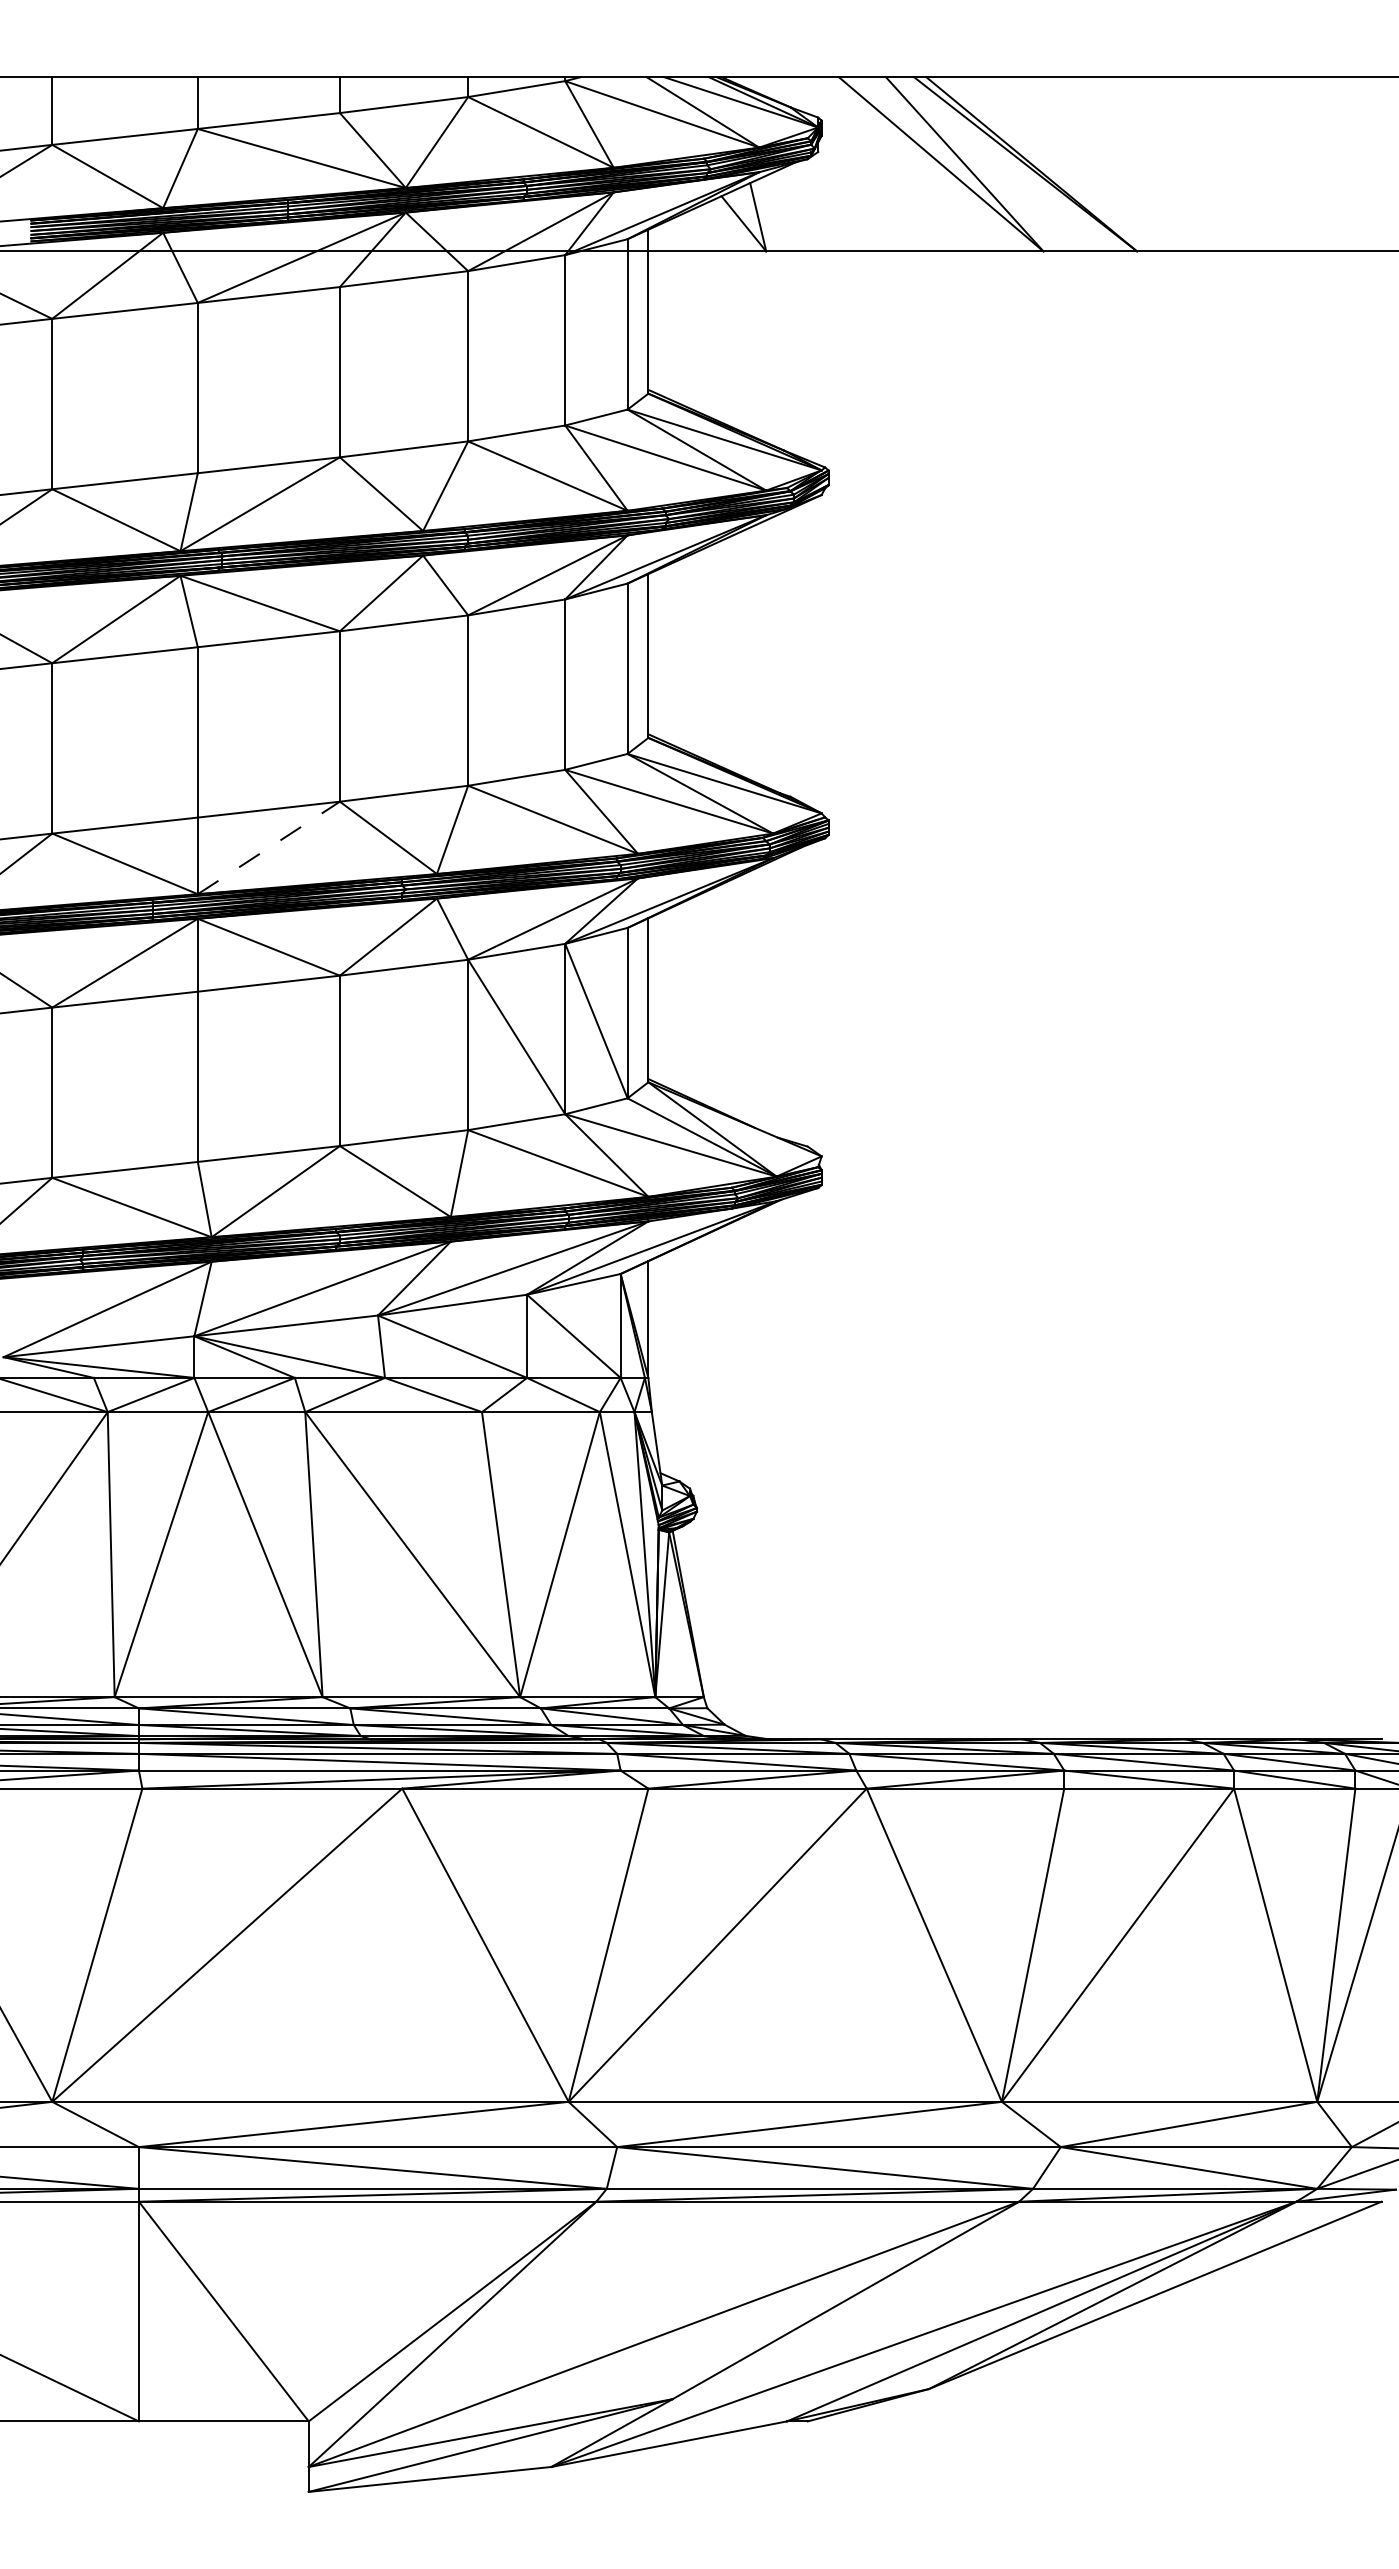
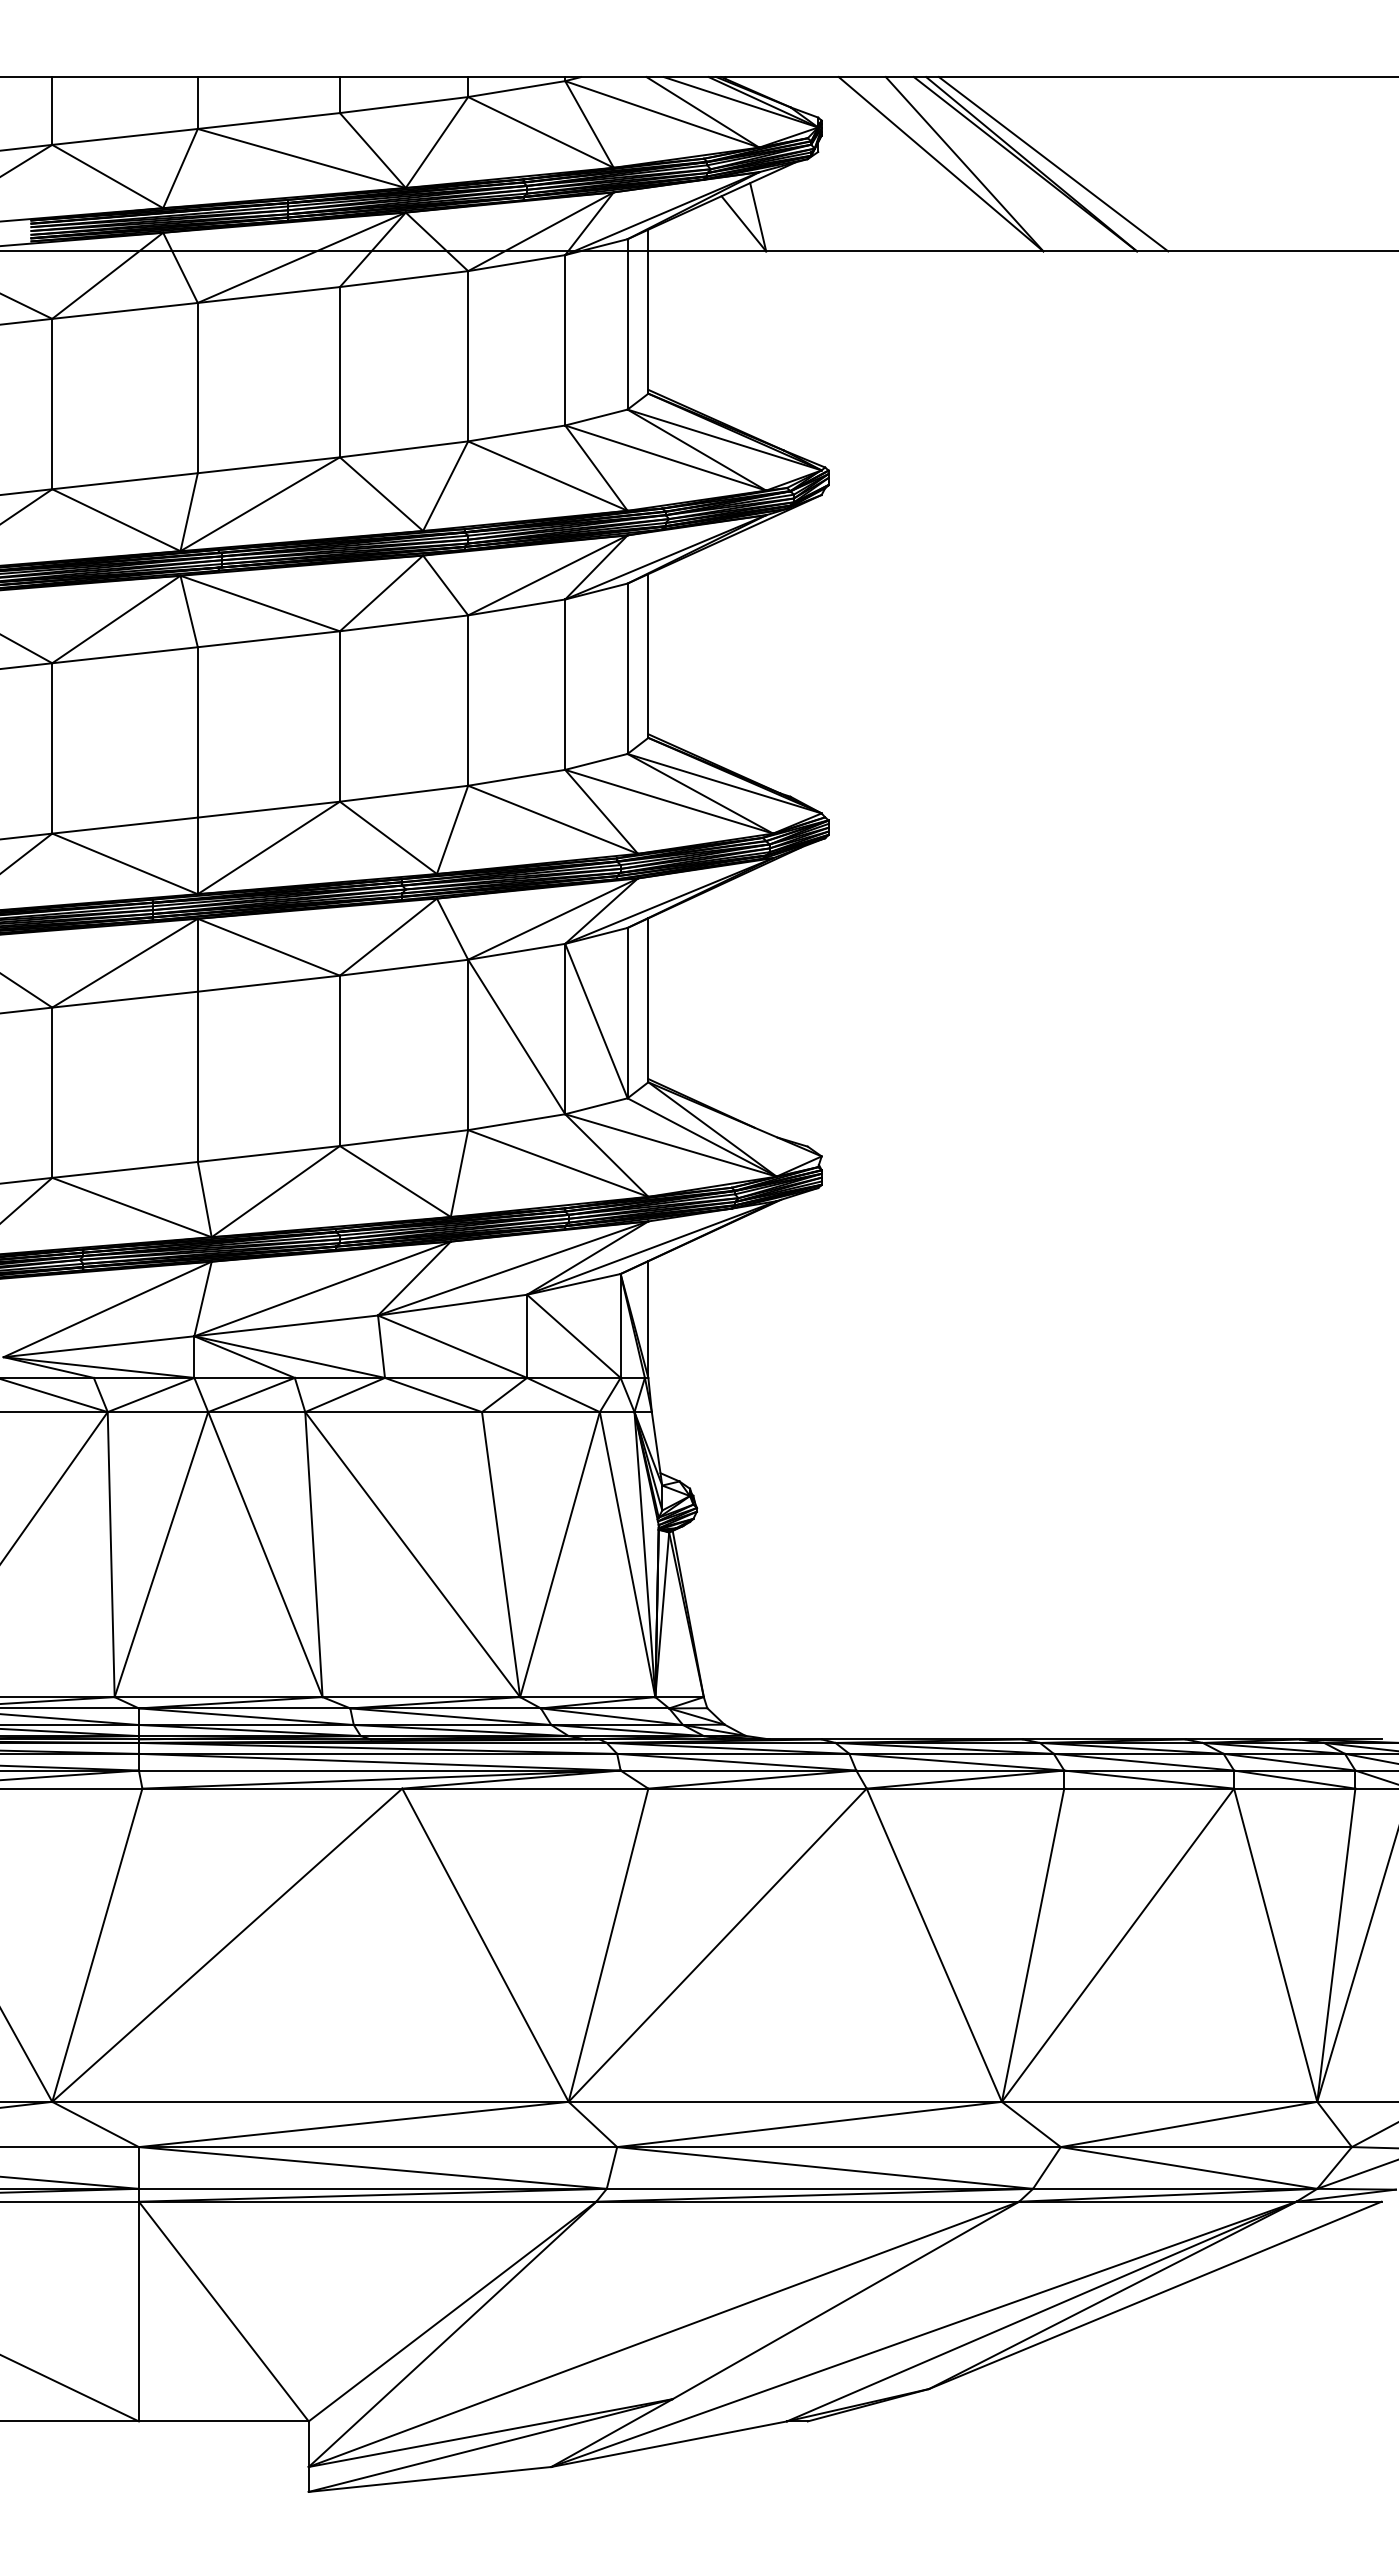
line: none -> present (1053, 164)
line: dashed -> solid (268, 847)
